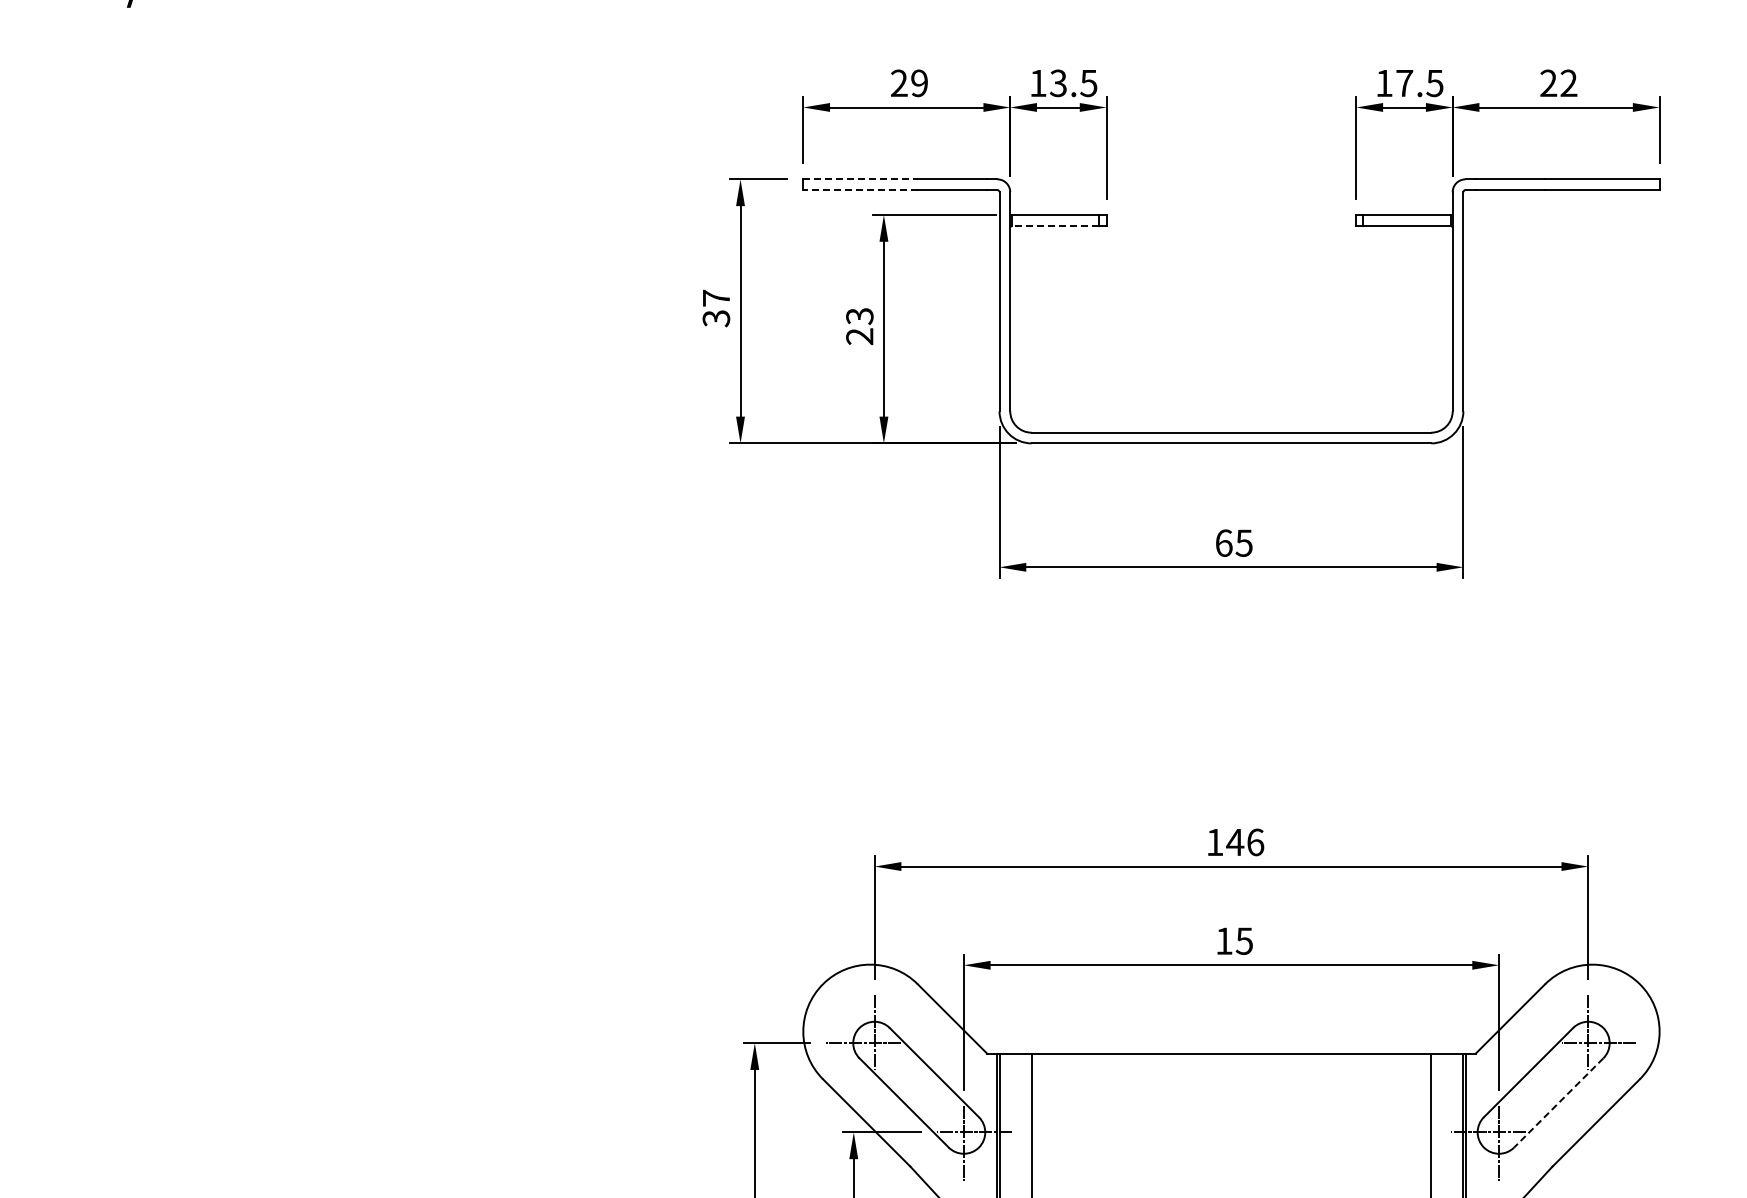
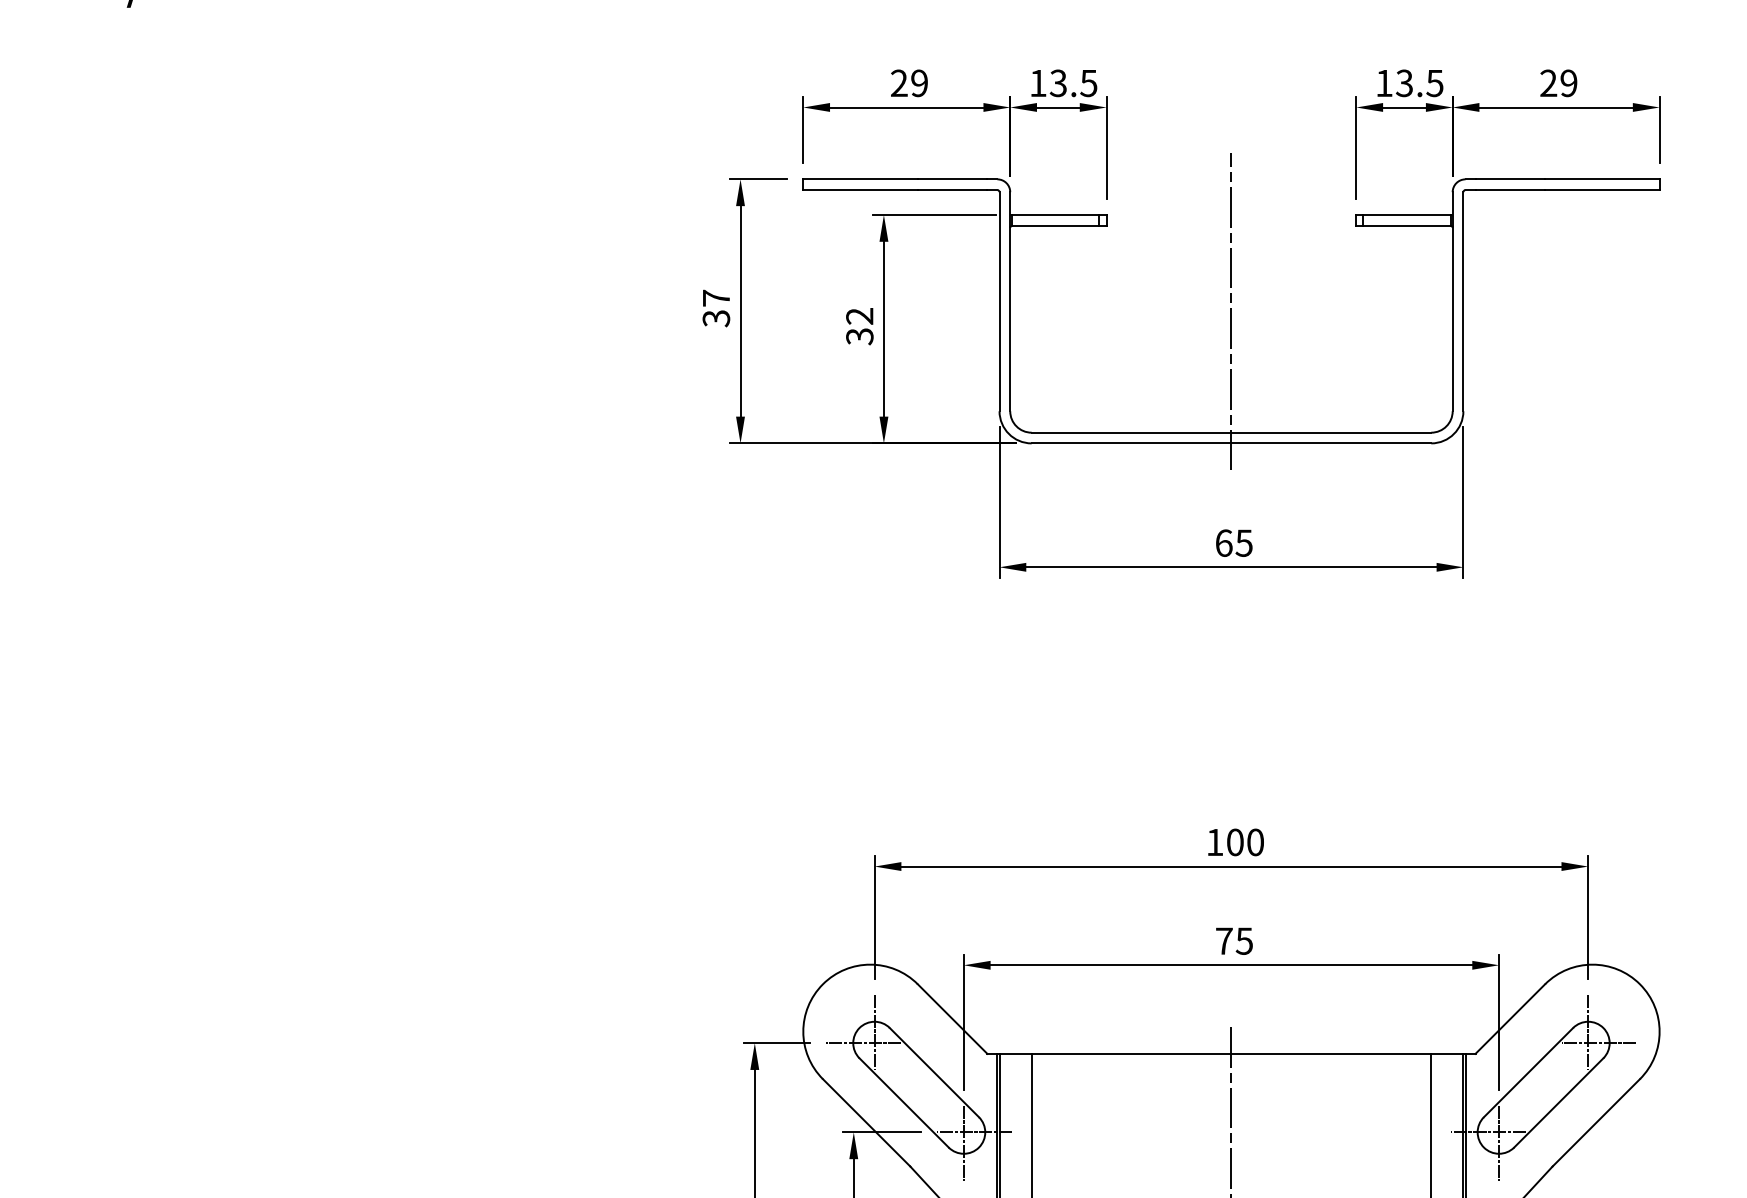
text: 17.5 -> 13.5 (1404, 83)
text: 22 -> 29 (1568, 83)
line: dashed -> solid (861, 179)
line: dashed -> solid (860, 190)
line: dashed -> solid (1055, 225)
line: none -> present (1231, 311)
text: 23 -> 32 (859, 326)
text: 146 -> 100 (1245, 842)
text: 15 -> 75 (1224, 940)
line: dashed -> solid (1558, 1103)
line: none -> present (1231, 1110)
